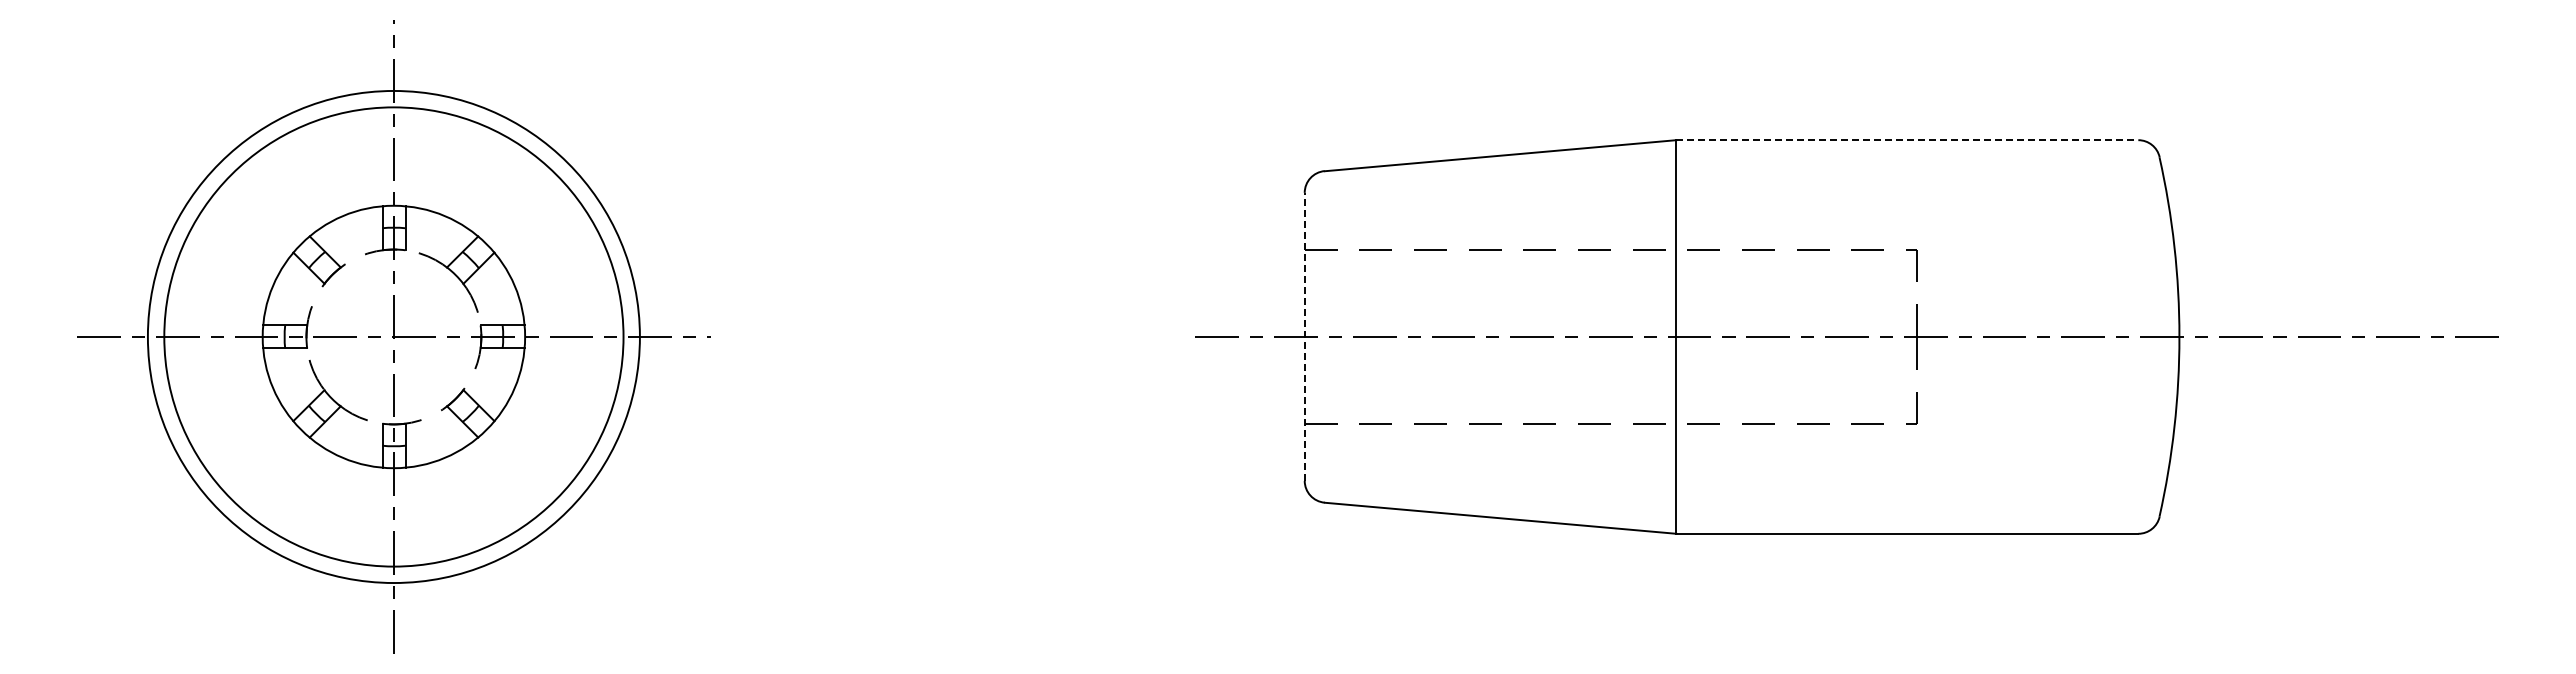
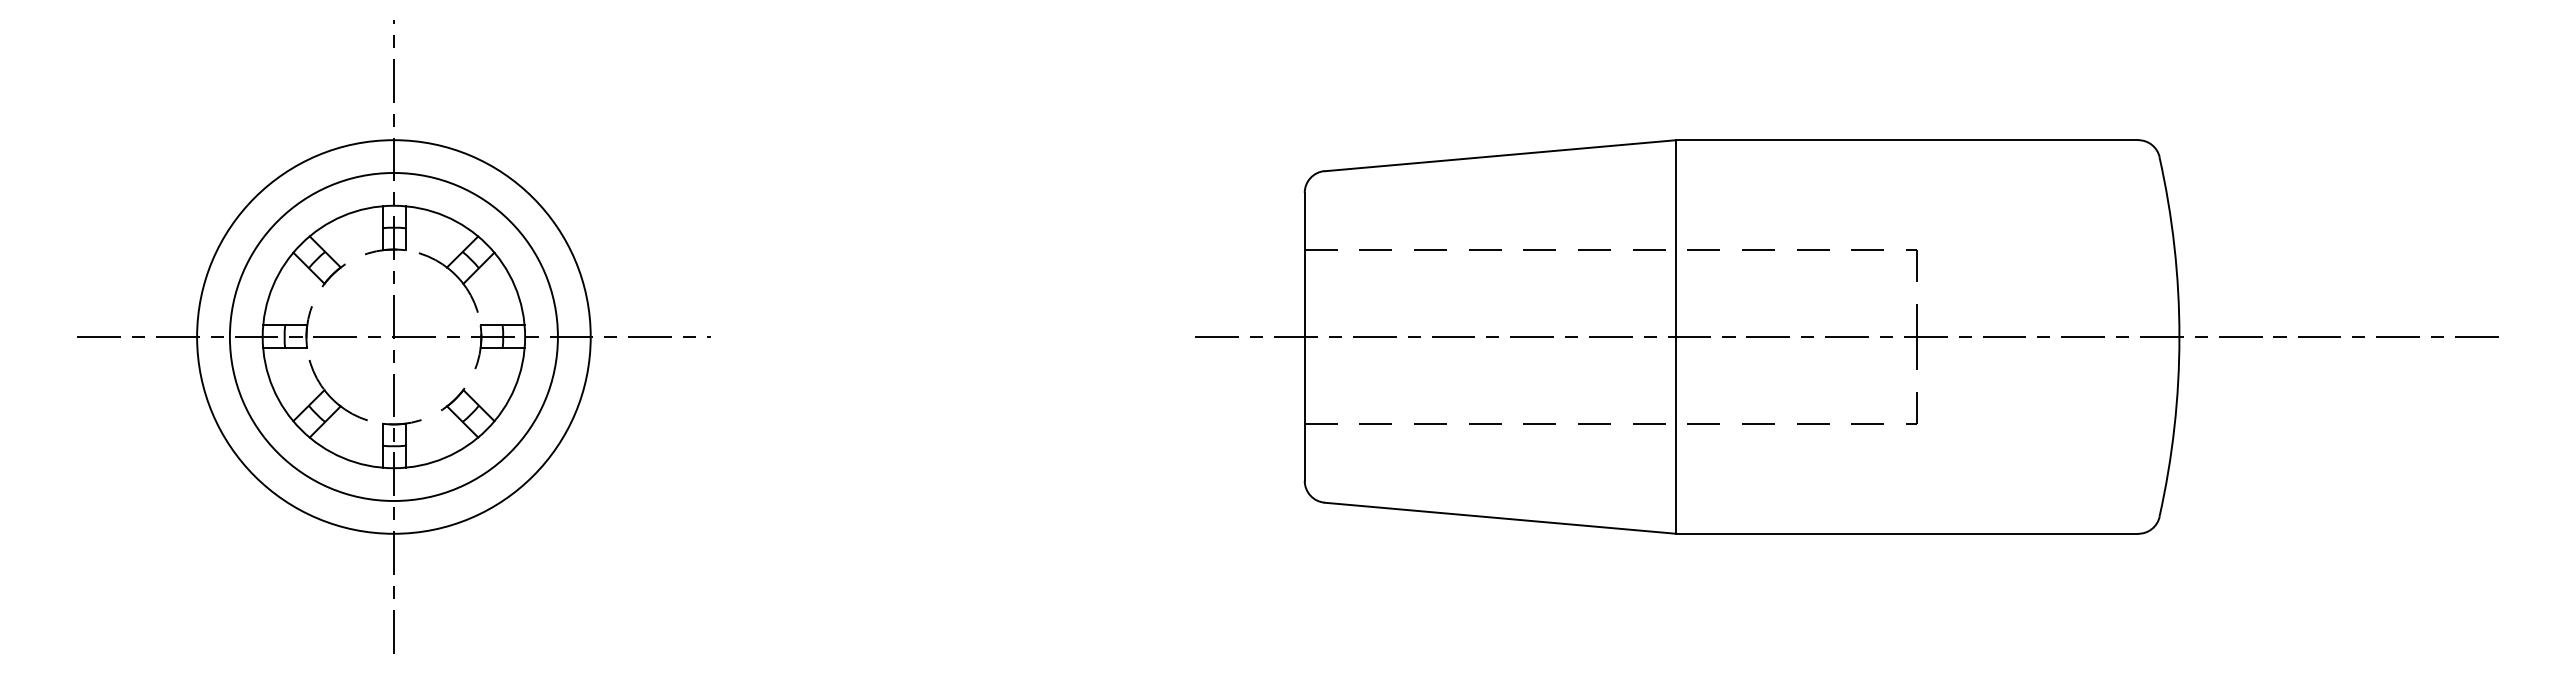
line: dashed -> solid (1907, 140)
circle diameter: 459 px -> 328 px (393, 336)
circle diameter: 492 px -> 394 px (393, 336)
line: dashed -> solid (1304, 336)
